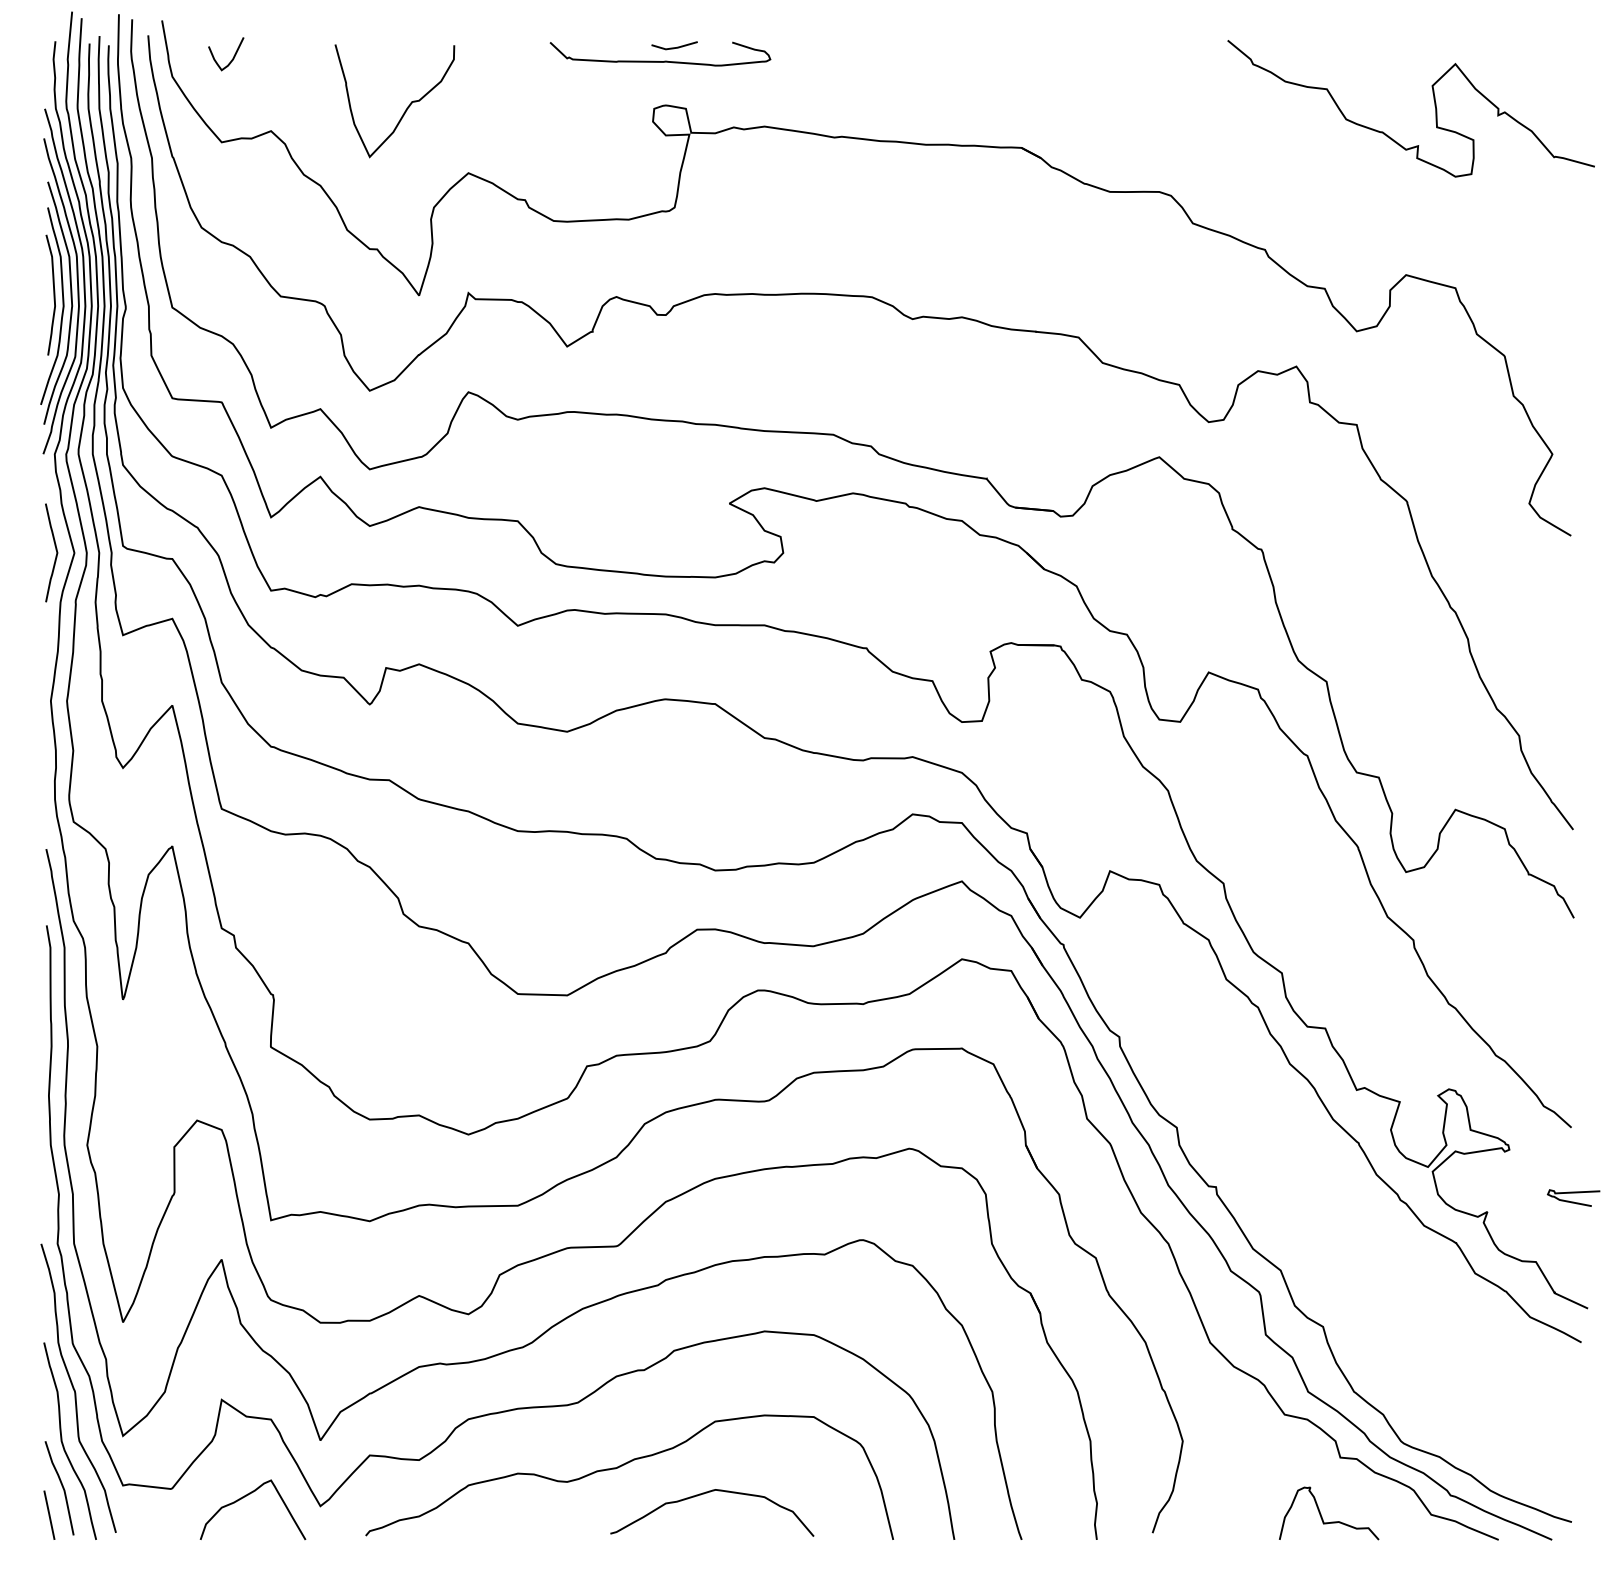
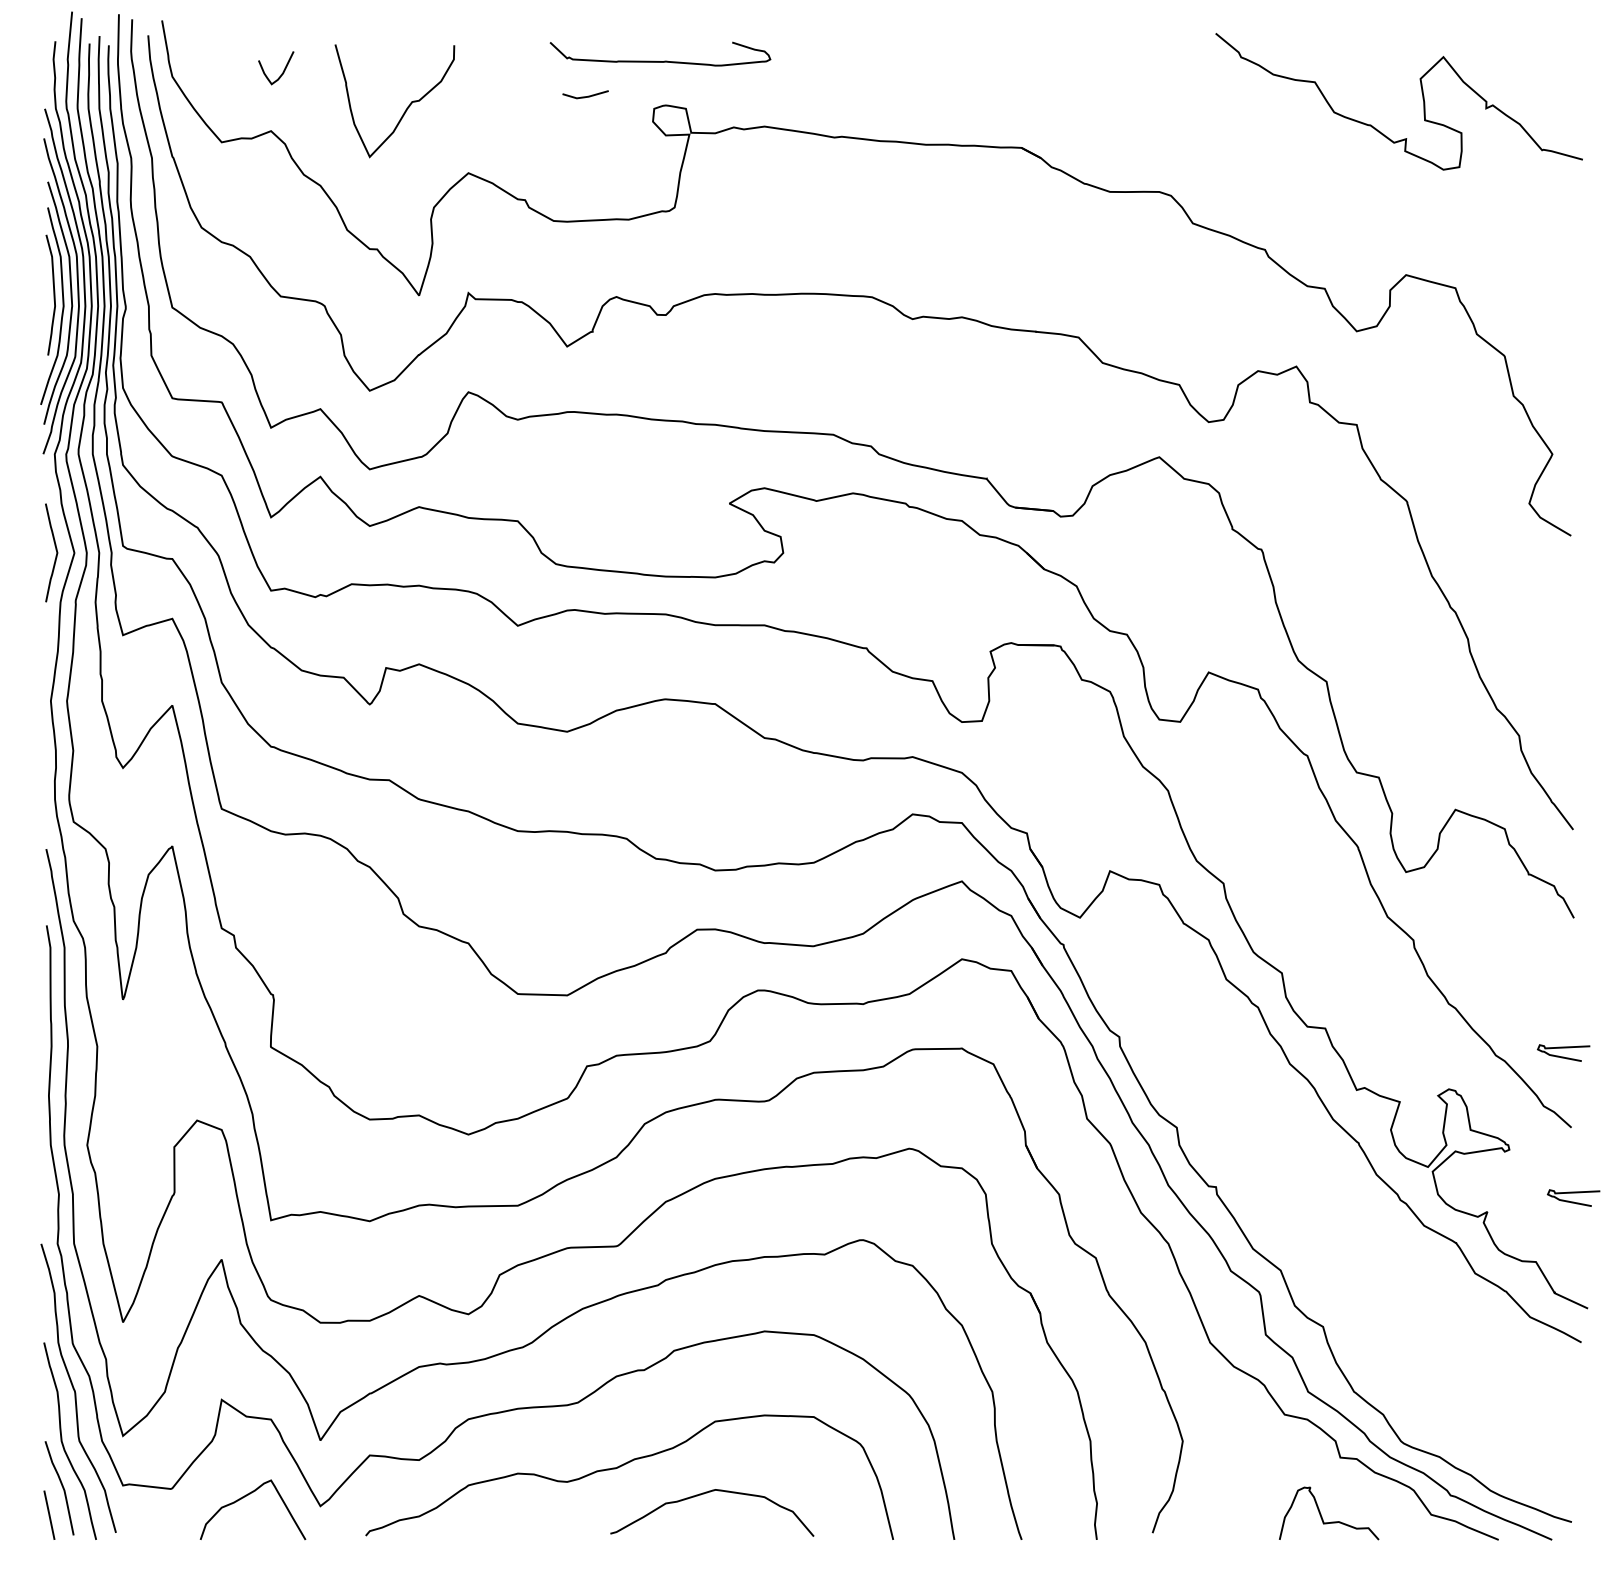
line position: (674, 47) -> (585, 96) (585, 96)
curve position: (231, 59) -> (281, 73) (281, 73)
curve position: (1434, 106) -> (1422, 99) (1422, 99)
curve: none -> present (1563, 1048)
